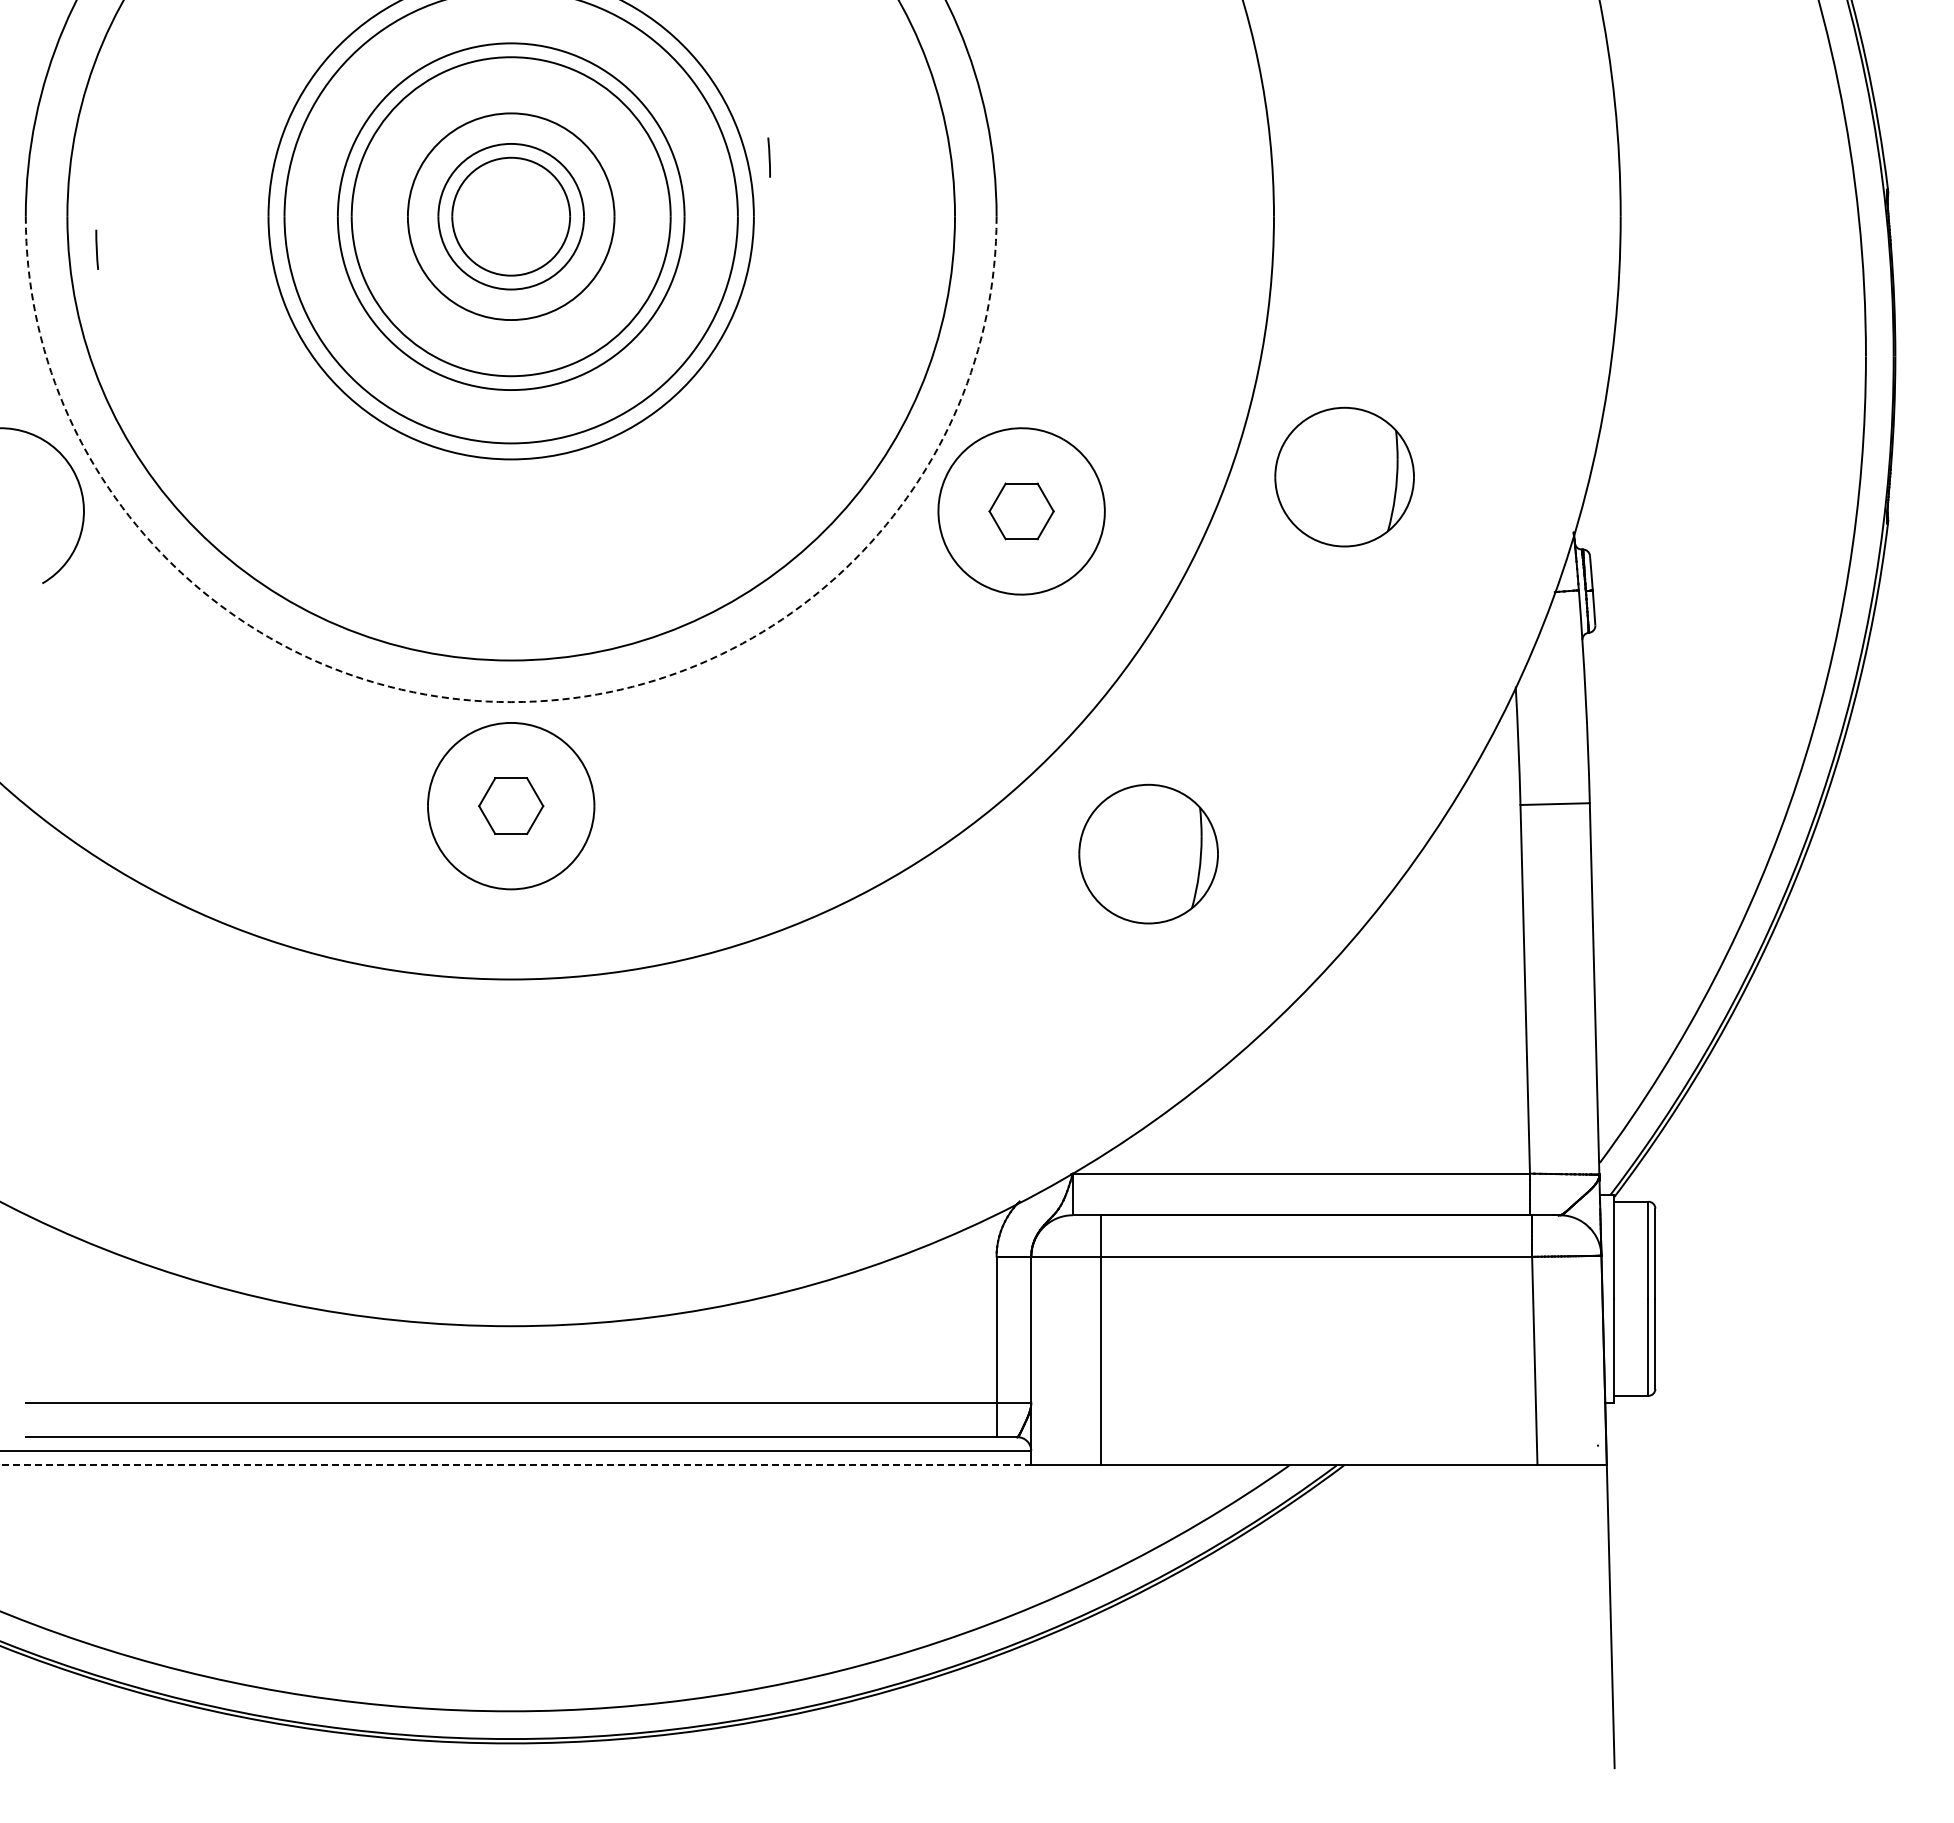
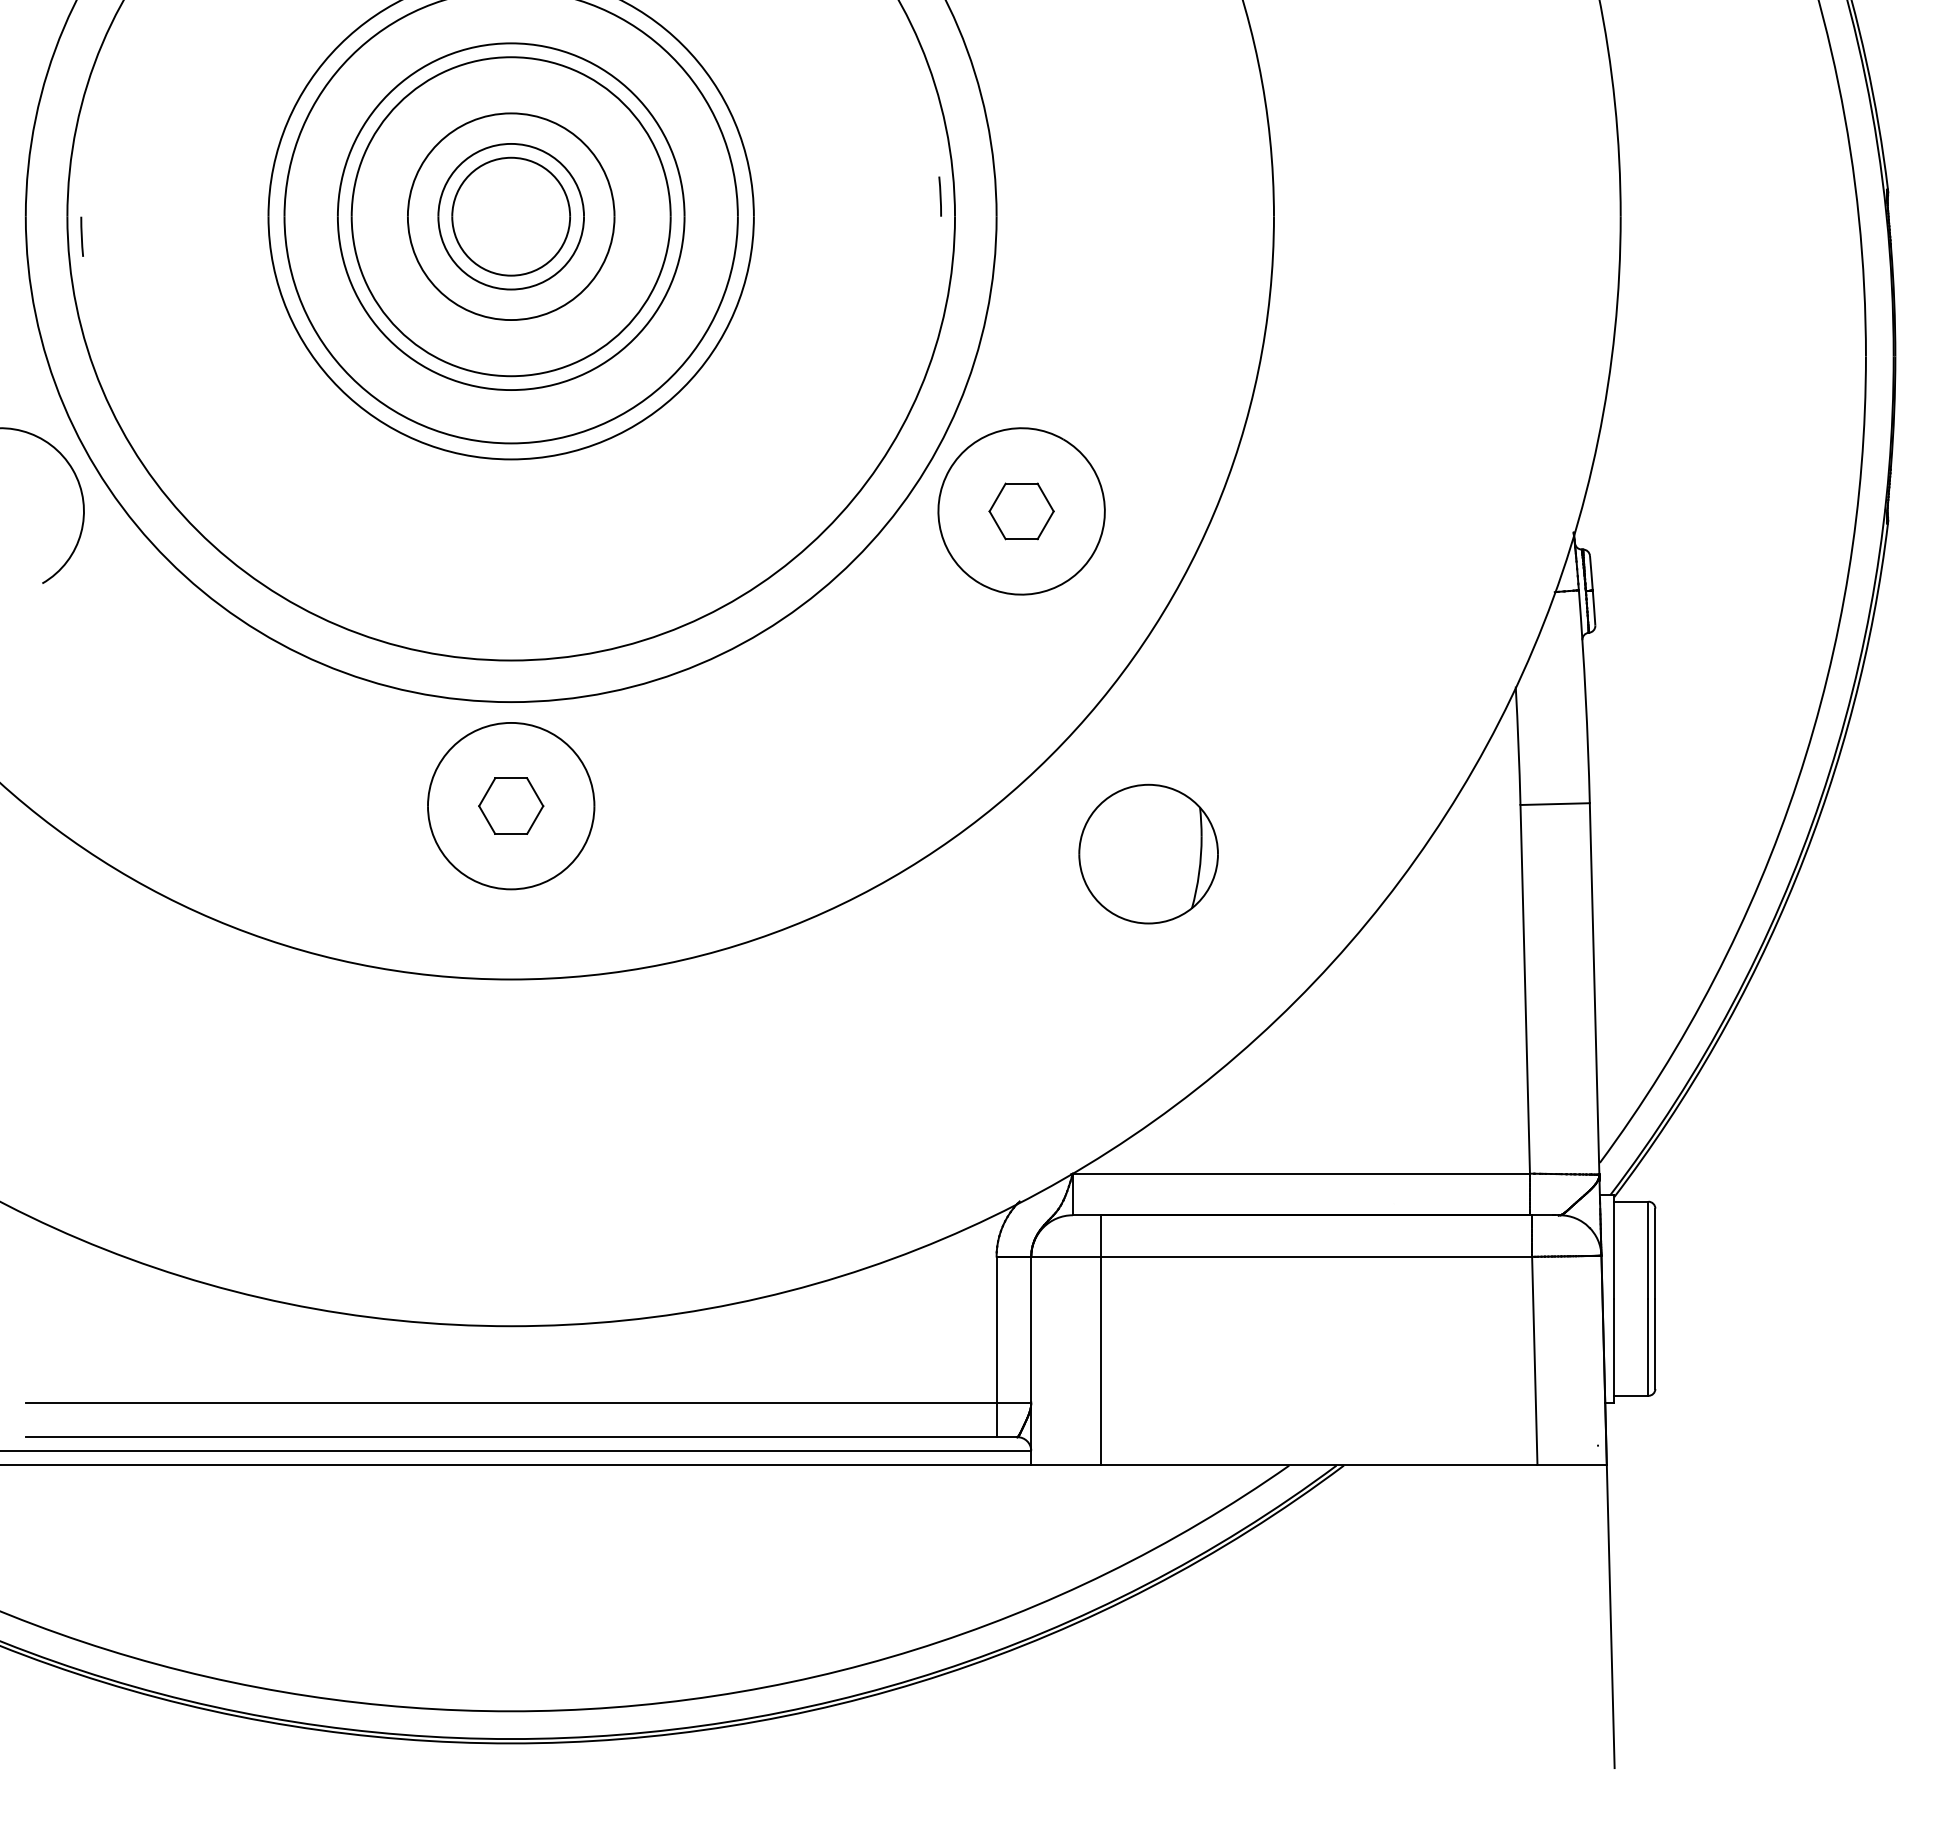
line position: (768, 157) -> (939, 196) (939, 196)
line position: (96, 249) -> (81, 236) (81, 236)
part: present -> none (1344, 476)
arc: dashed -> solid (511, 702)
line: dashed -> solid (515, 1464)
